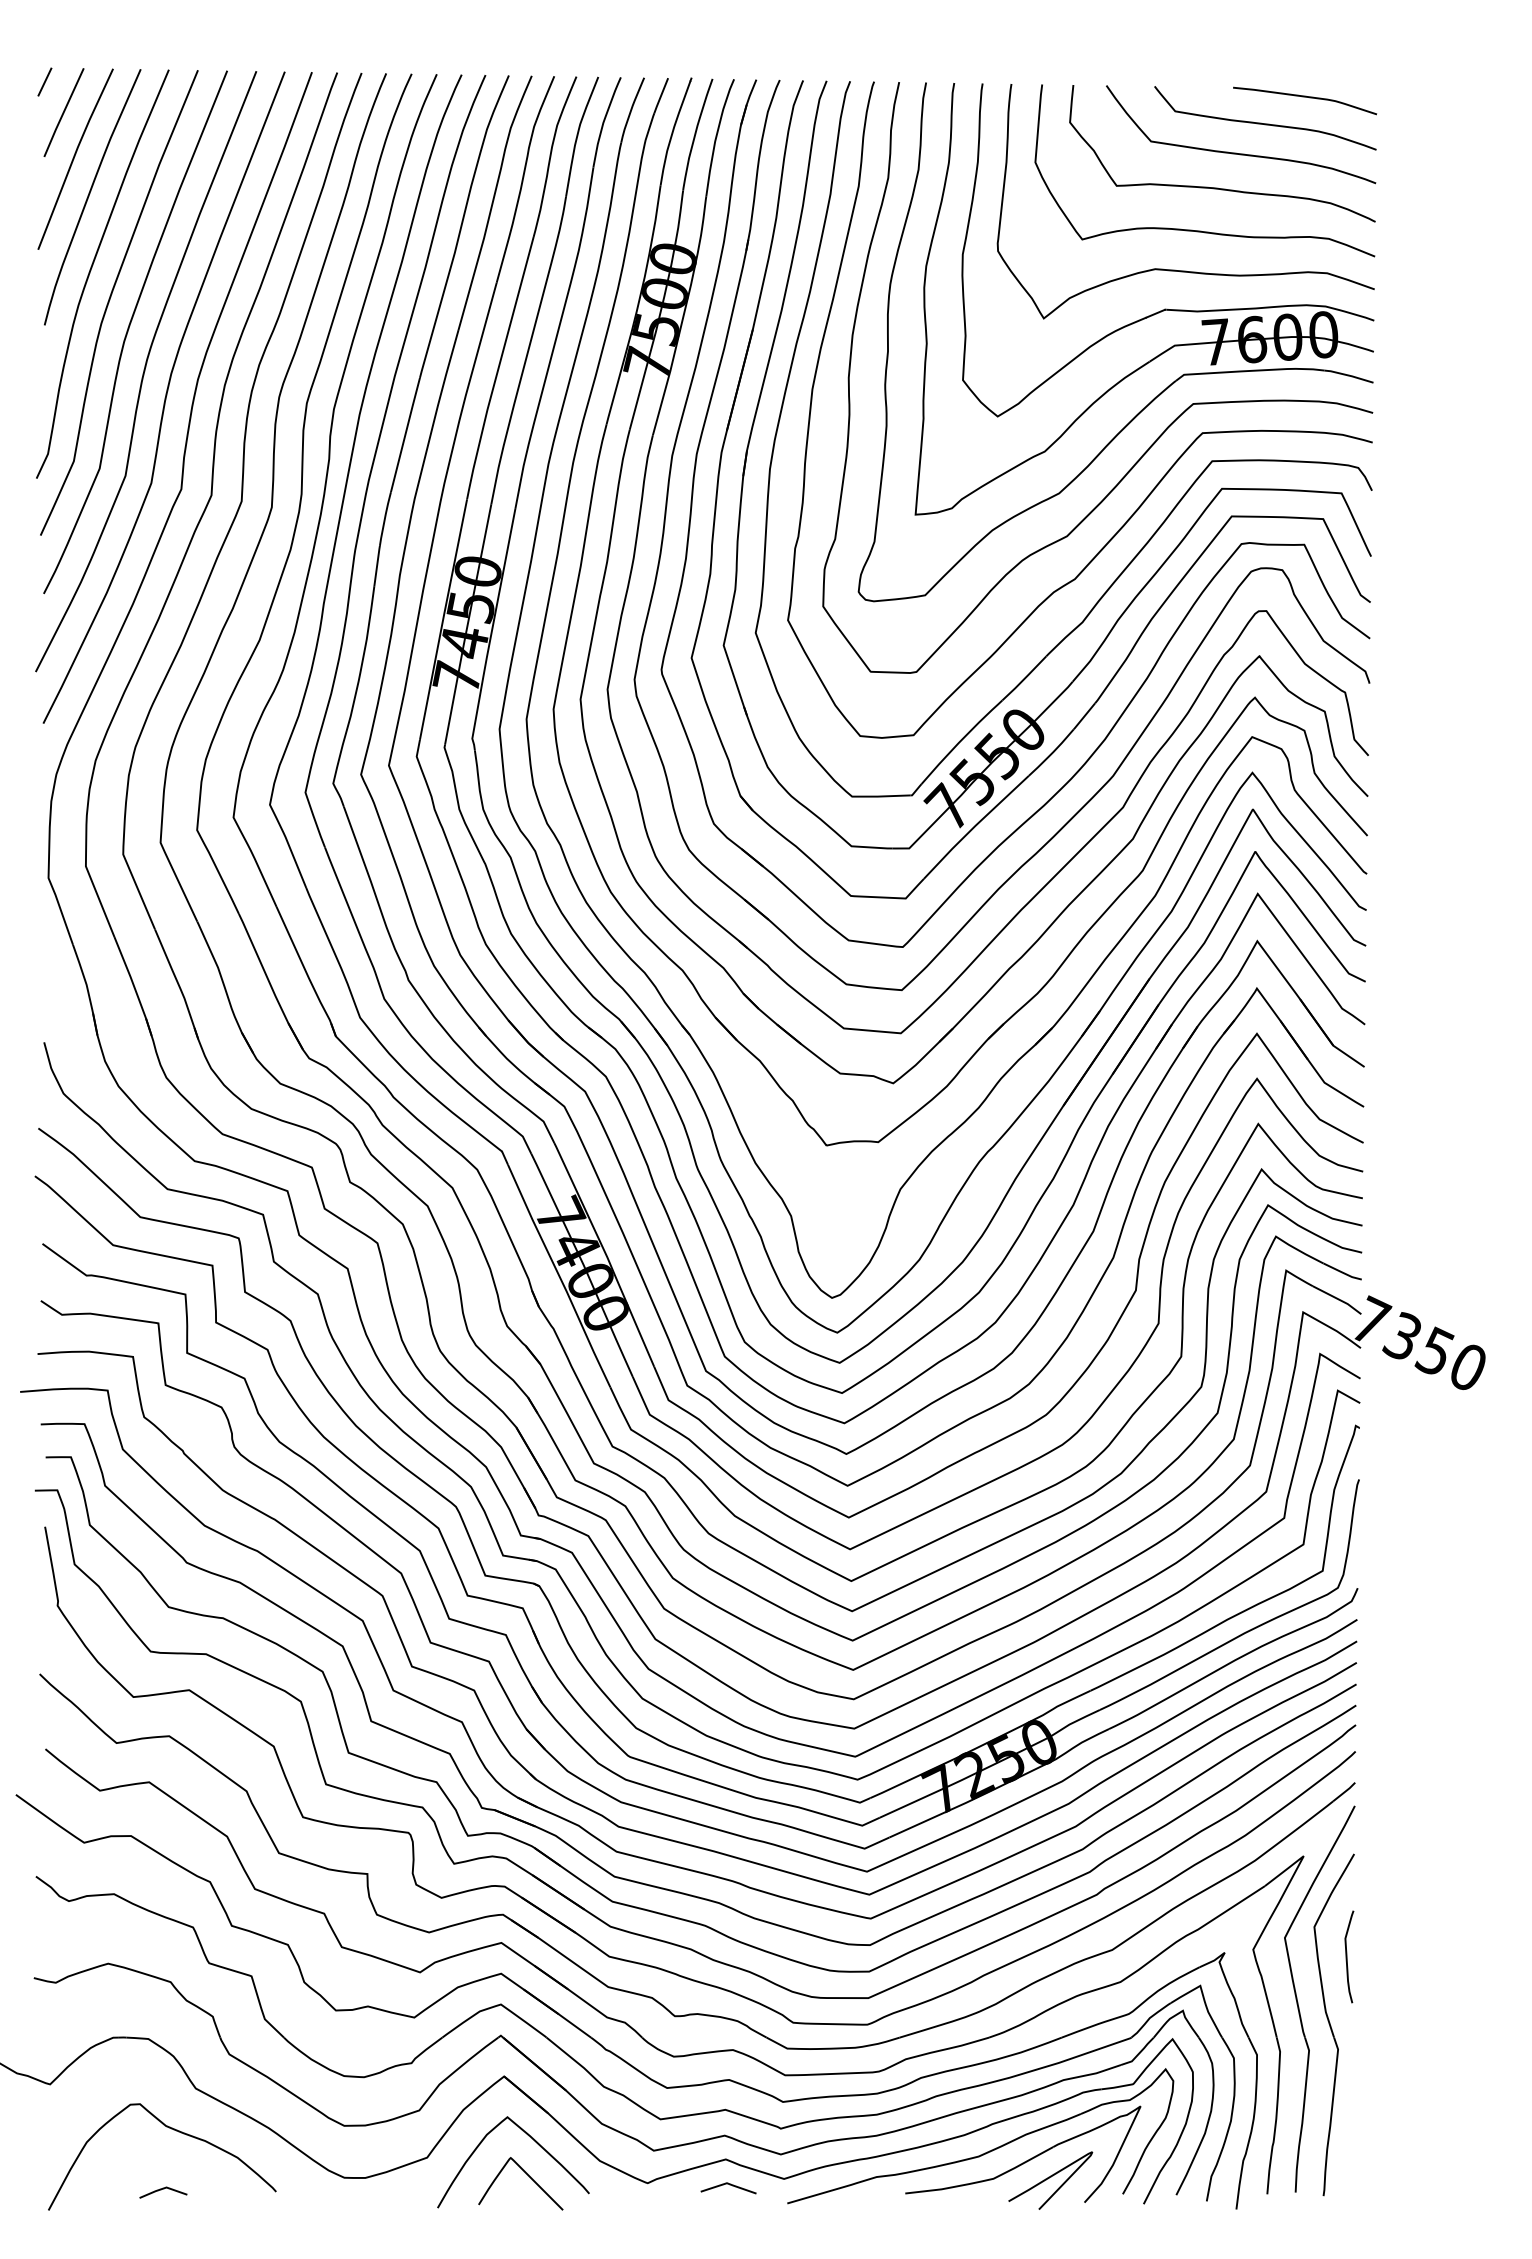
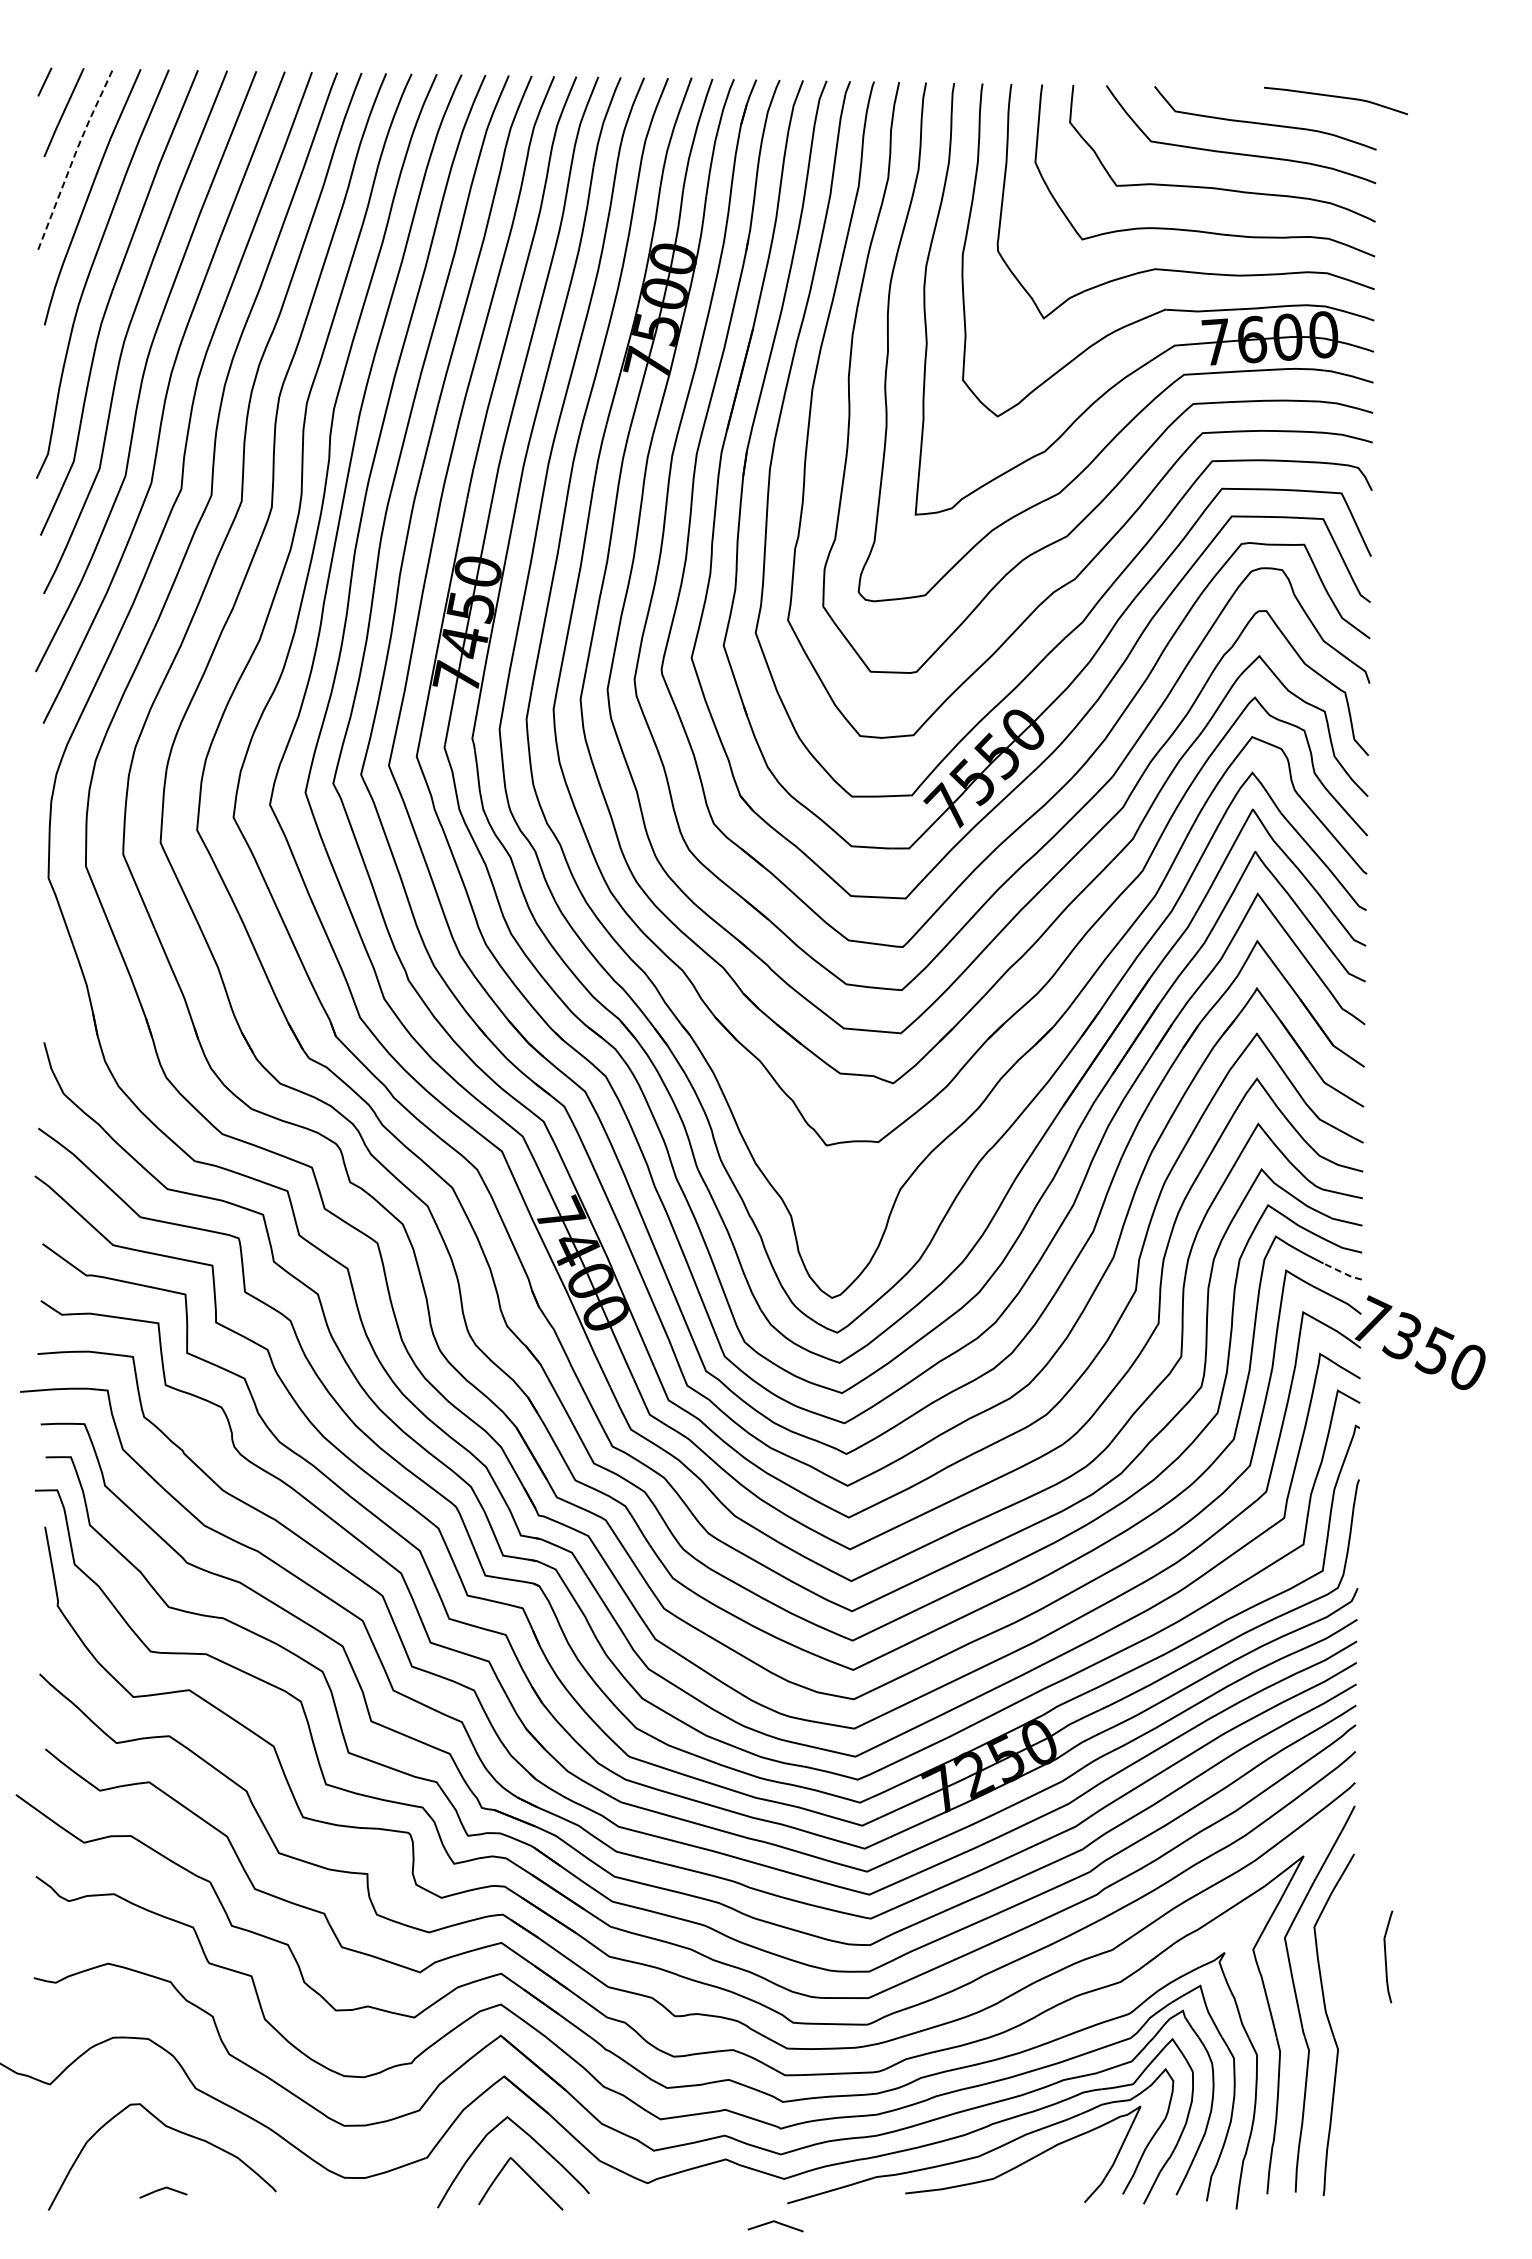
curve position: (1305, 97) -> (1336, 97) (1336, 97)
line: solid -> dashed (74, 156)
line: solid -> dashed (1342, 1272)
curve position: (1347, 1956) -> (1386, 1956) (1386, 1956)
curve: present -> none (1049, 2178)
line position: (729, 2185) -> (776, 2223) (776, 2223)
